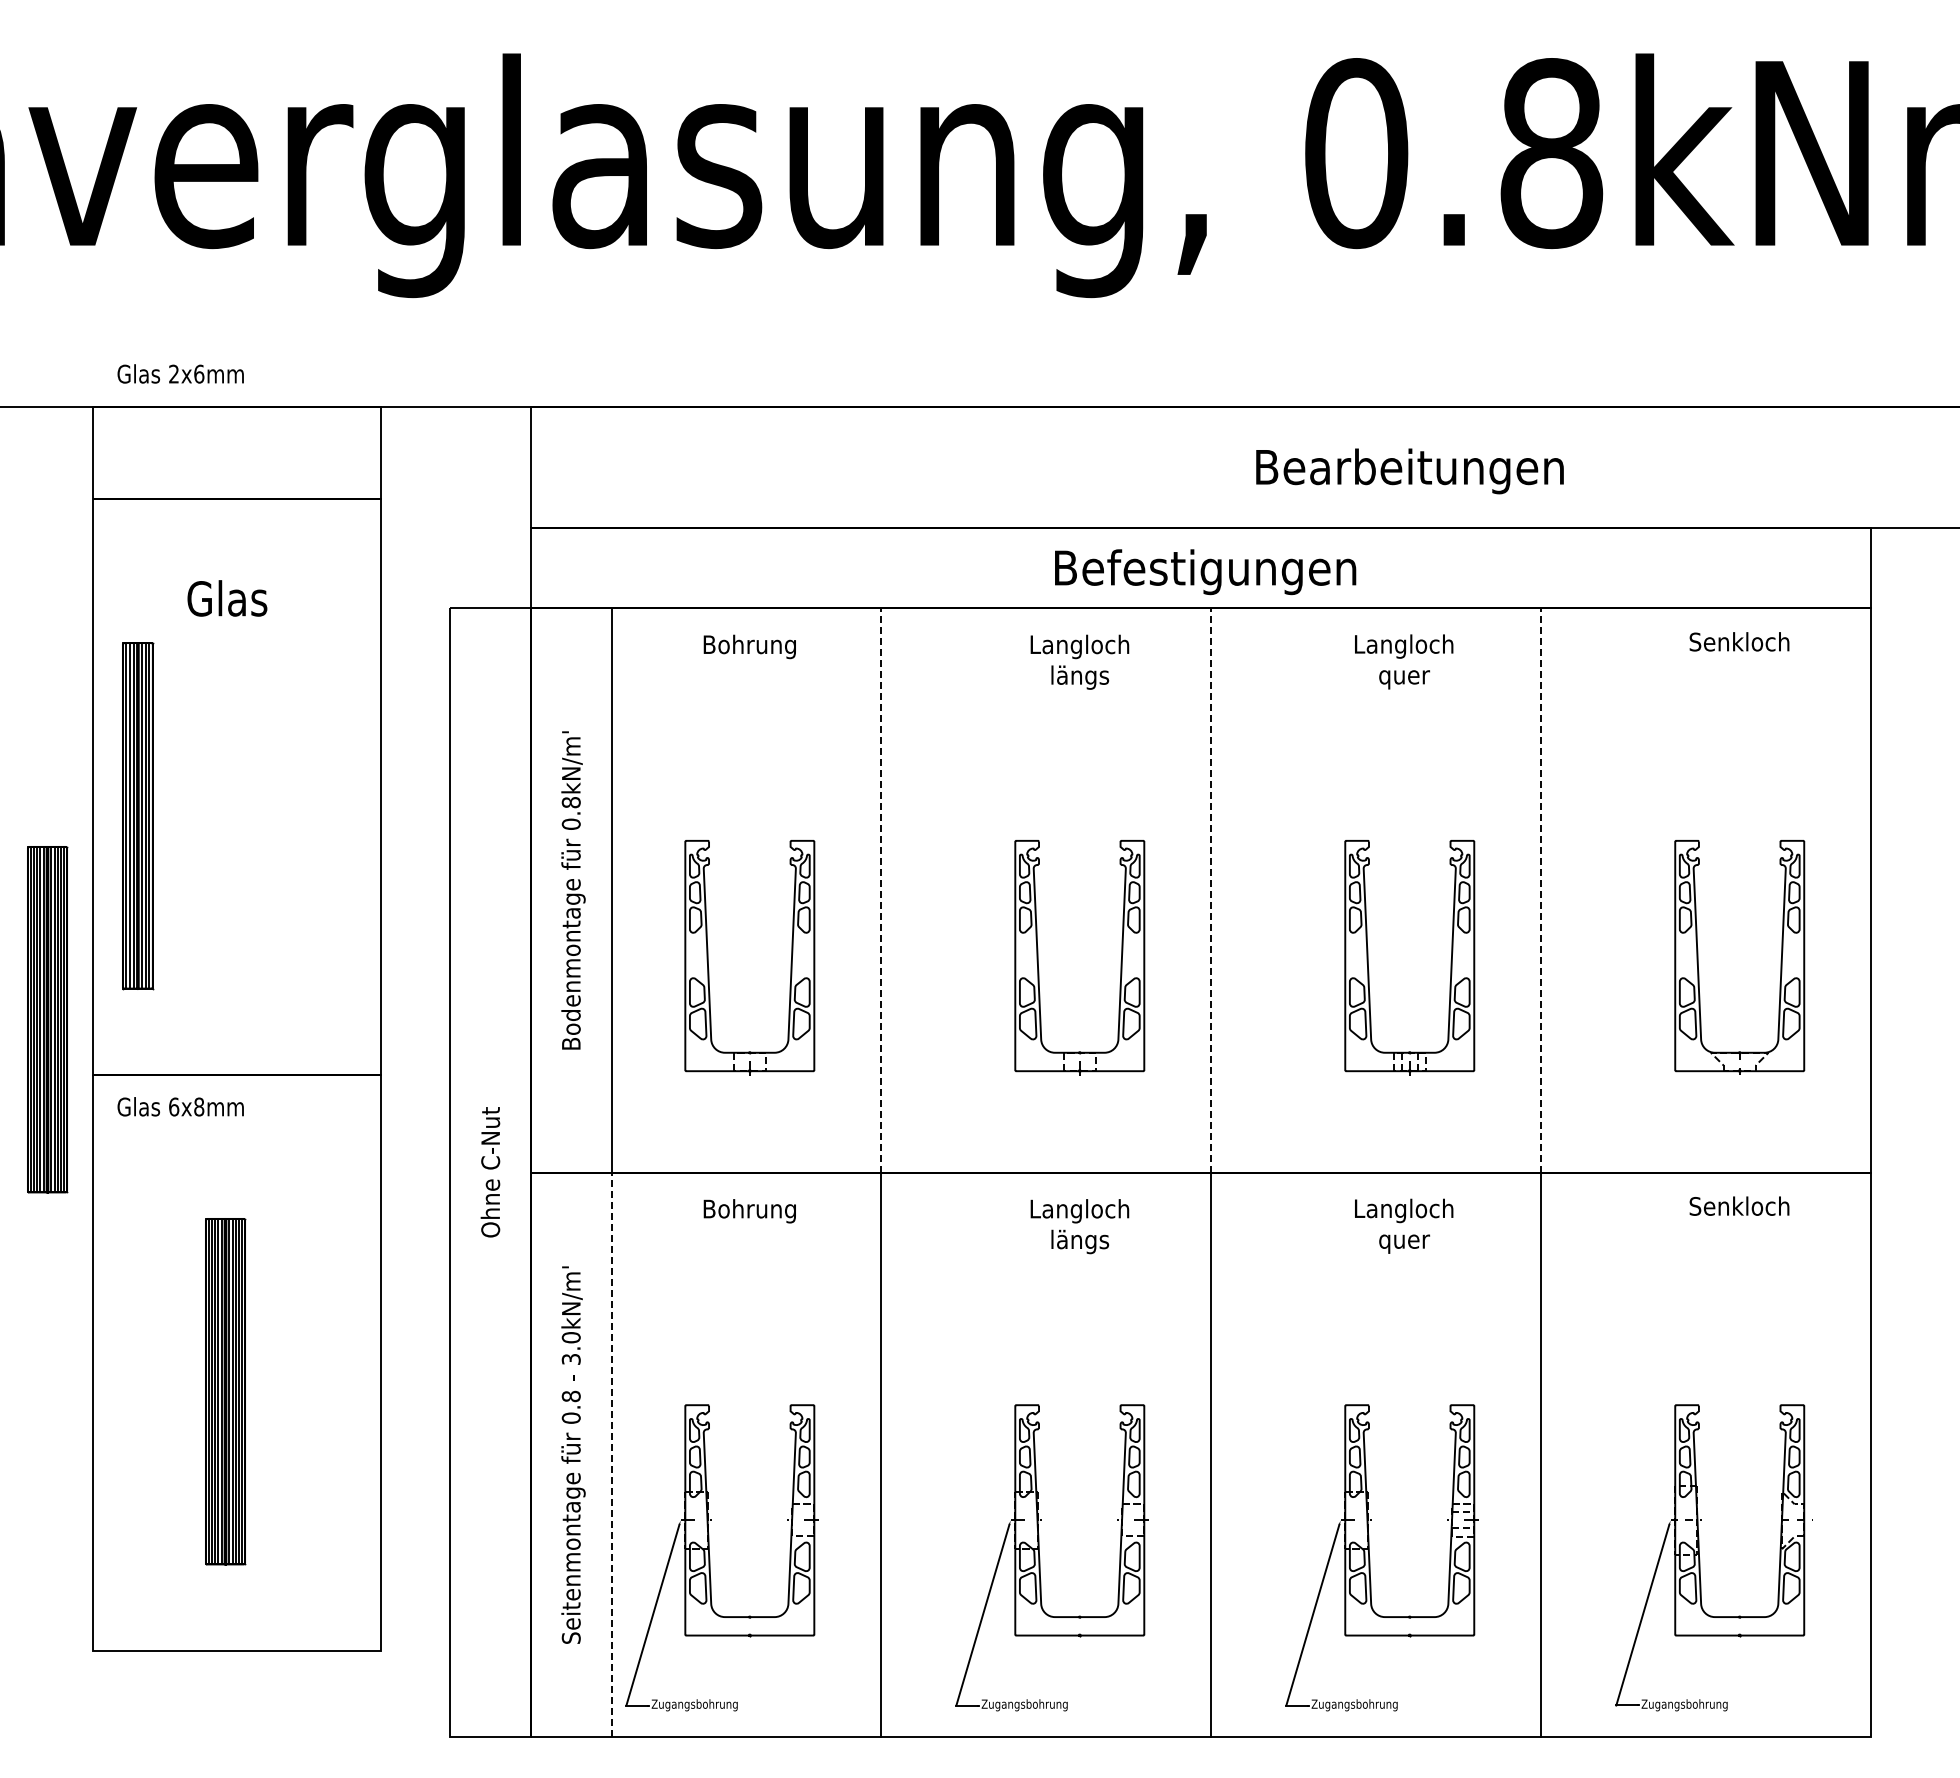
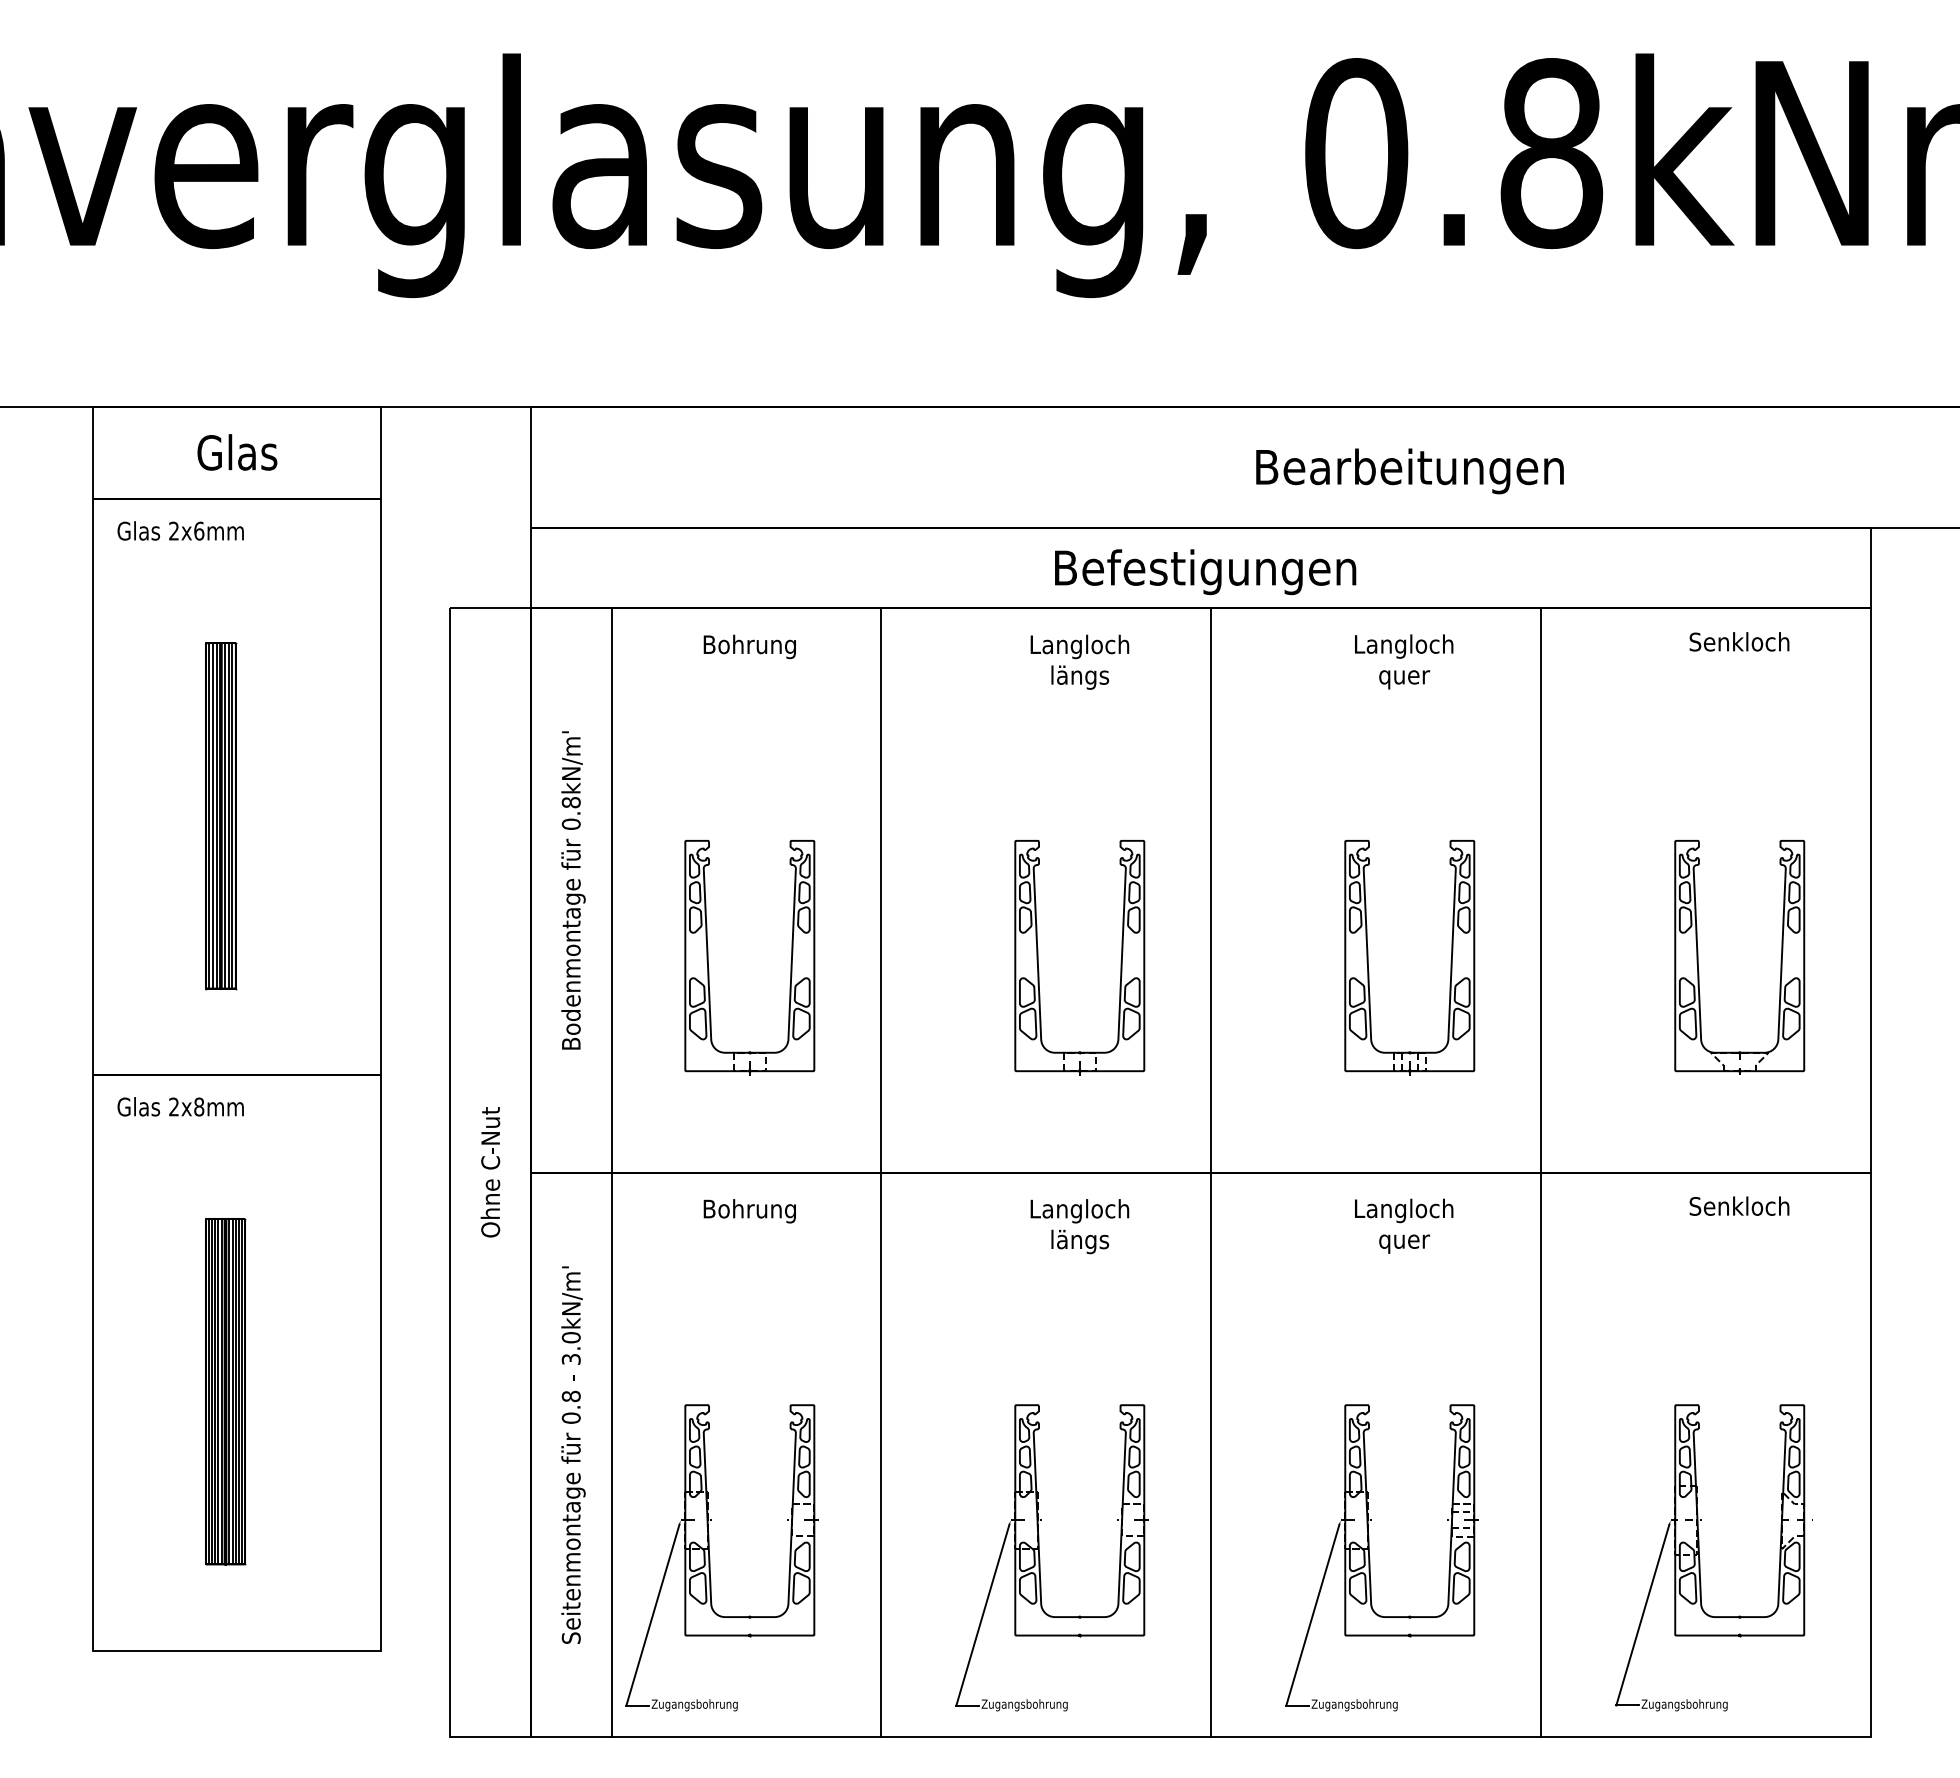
text position: (180, 373) -> (180, 530) (180, 530)
text position: (227, 598) -> (237, 452) (237, 452)
part position: (138, 816) -> (221, 816) (221, 816)
line: dashed -> solid (881, 890)
line: dashed -> solid (1211, 890)
line: dashed -> solid (1541, 890)
part: present -> none (47, 1019)
text: 6x8mm -> 2x8mm (174, 1106)
line: dashed -> solid (611, 1454)
